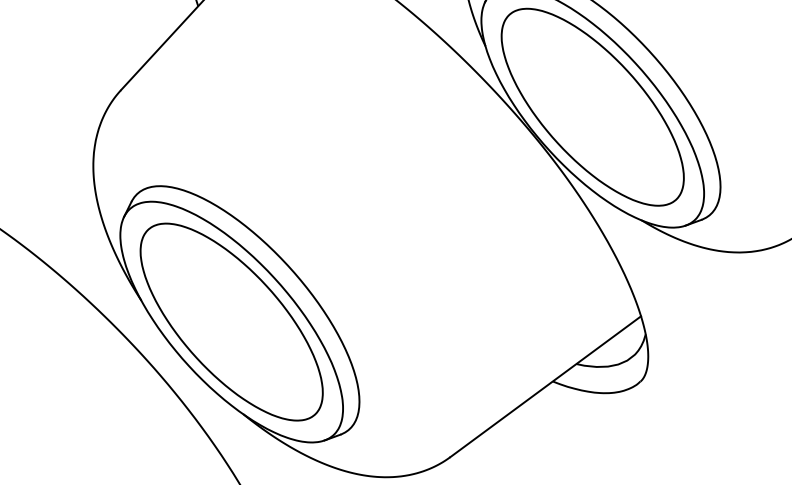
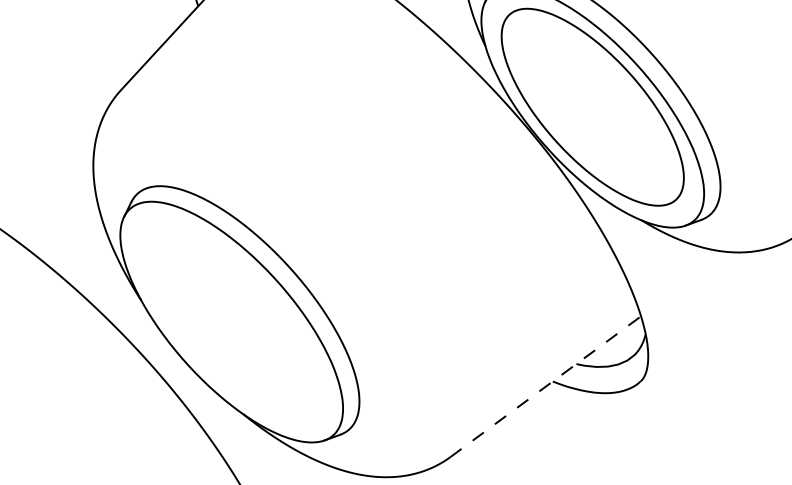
part: present -> none (231, 321)
line: solid -> dashed (546, 386)
